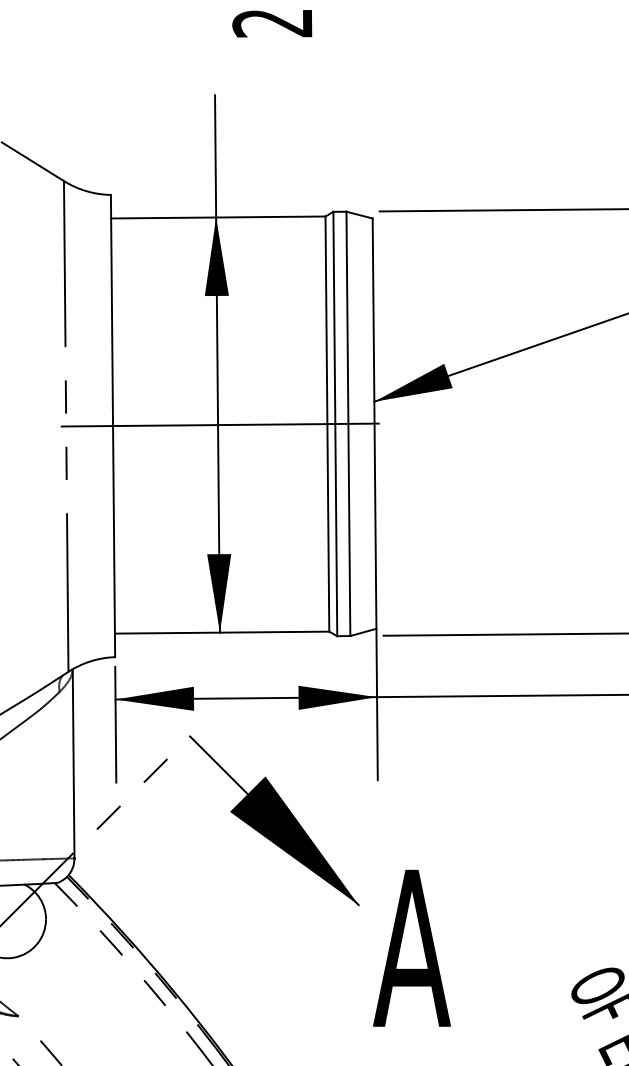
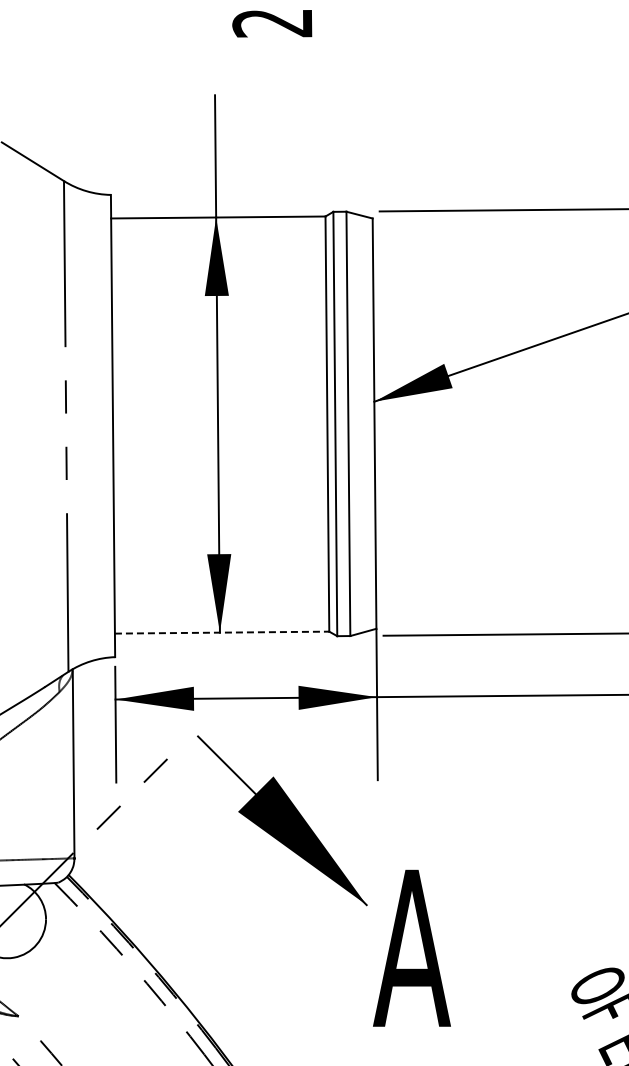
line: present -> none (219, 424)
line: solid -> dashed (222, 632)
part position: (274, 820) -> (282, 820) (282, 820)
